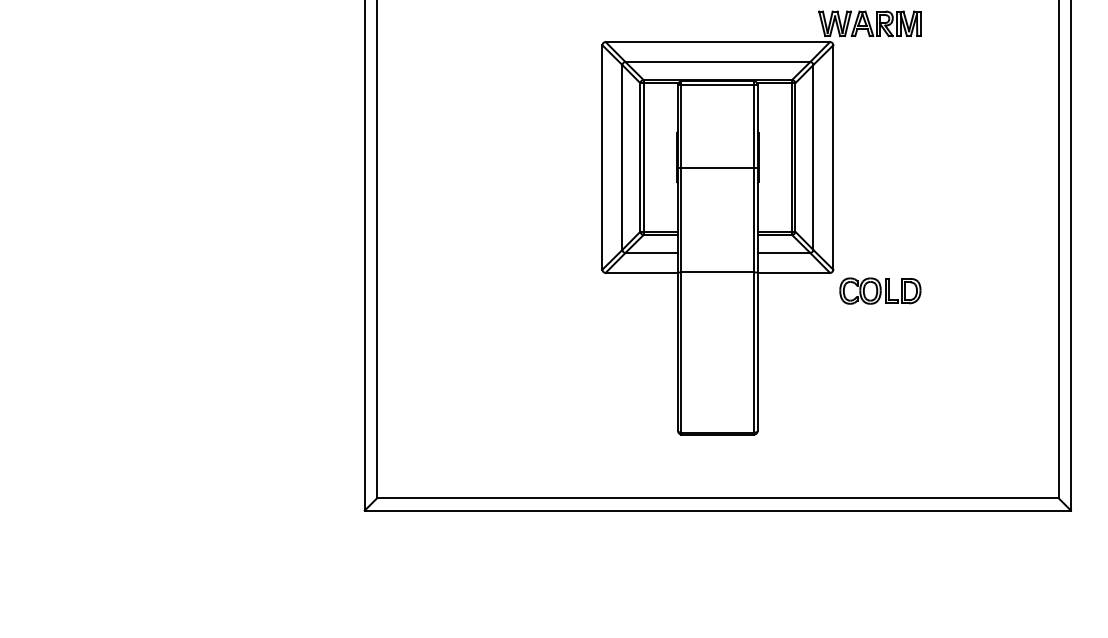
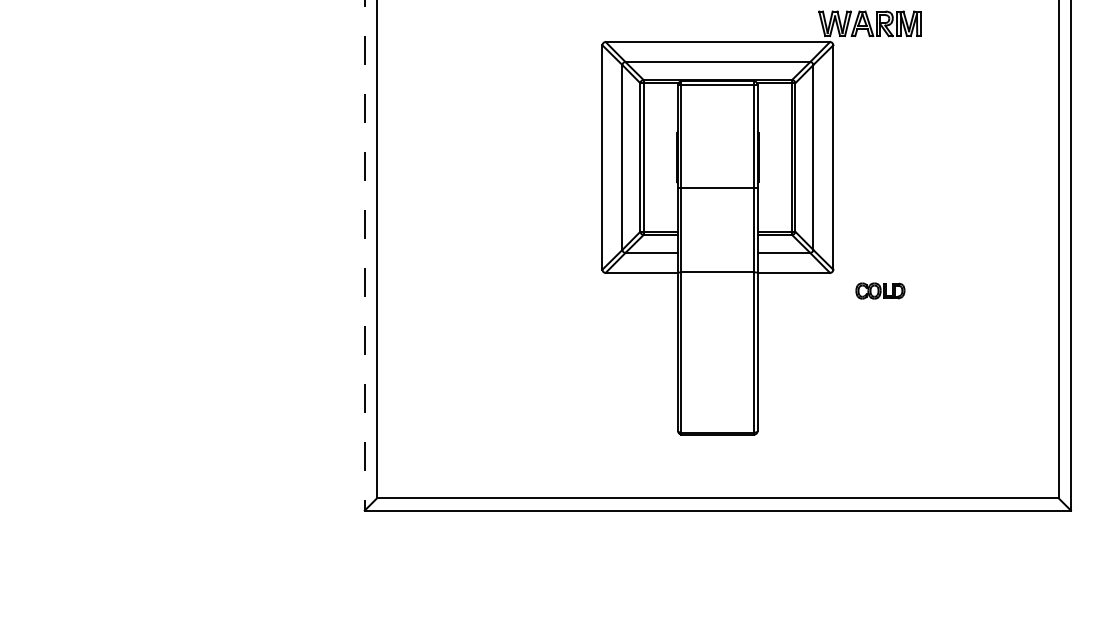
line position: (717, 168) -> (717, 188) (717, 188)
line: solid -> dashed (364, 255)
part size: 83x28 px -> 51x18 px (880, 290)
